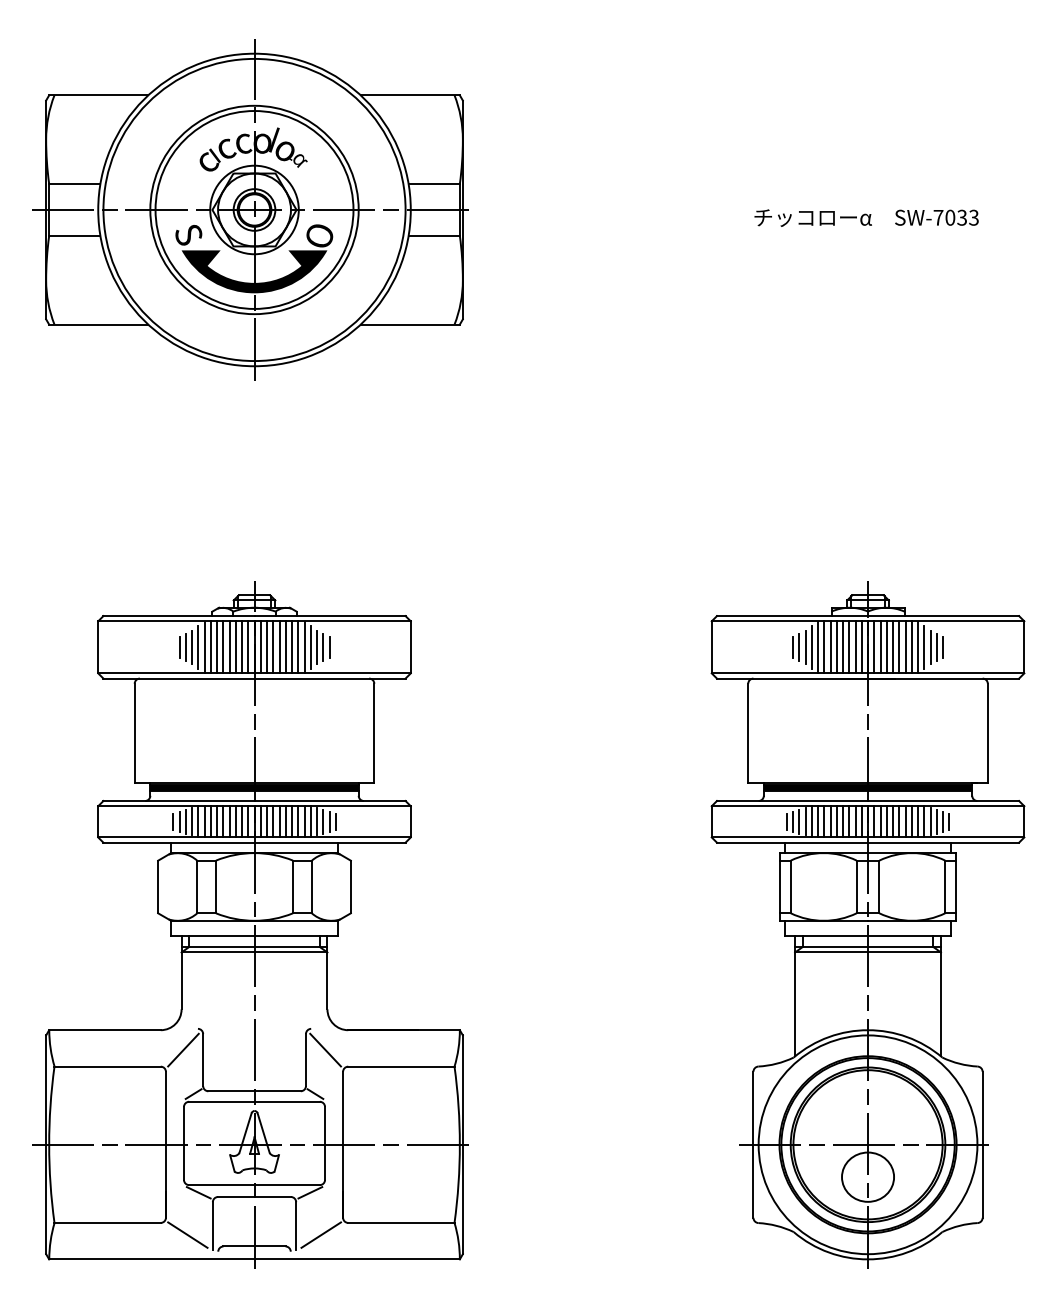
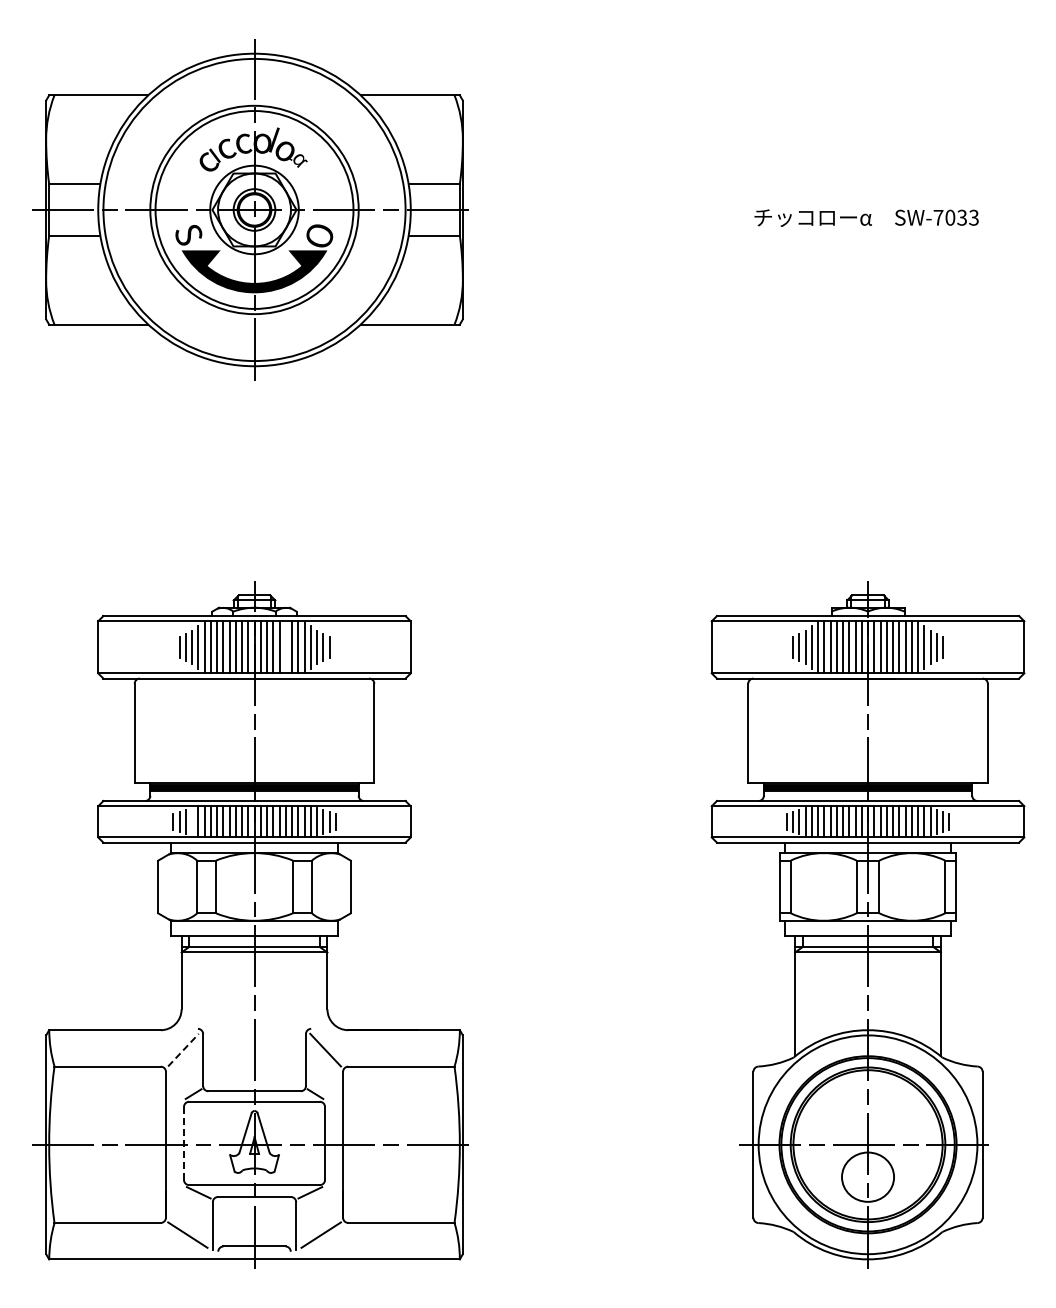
line: present -> none (285, 647)
line: present -> none (192, 821)
line: solid -> dashed (183, 1049)
line: solid -> dashed (183, 1143)
